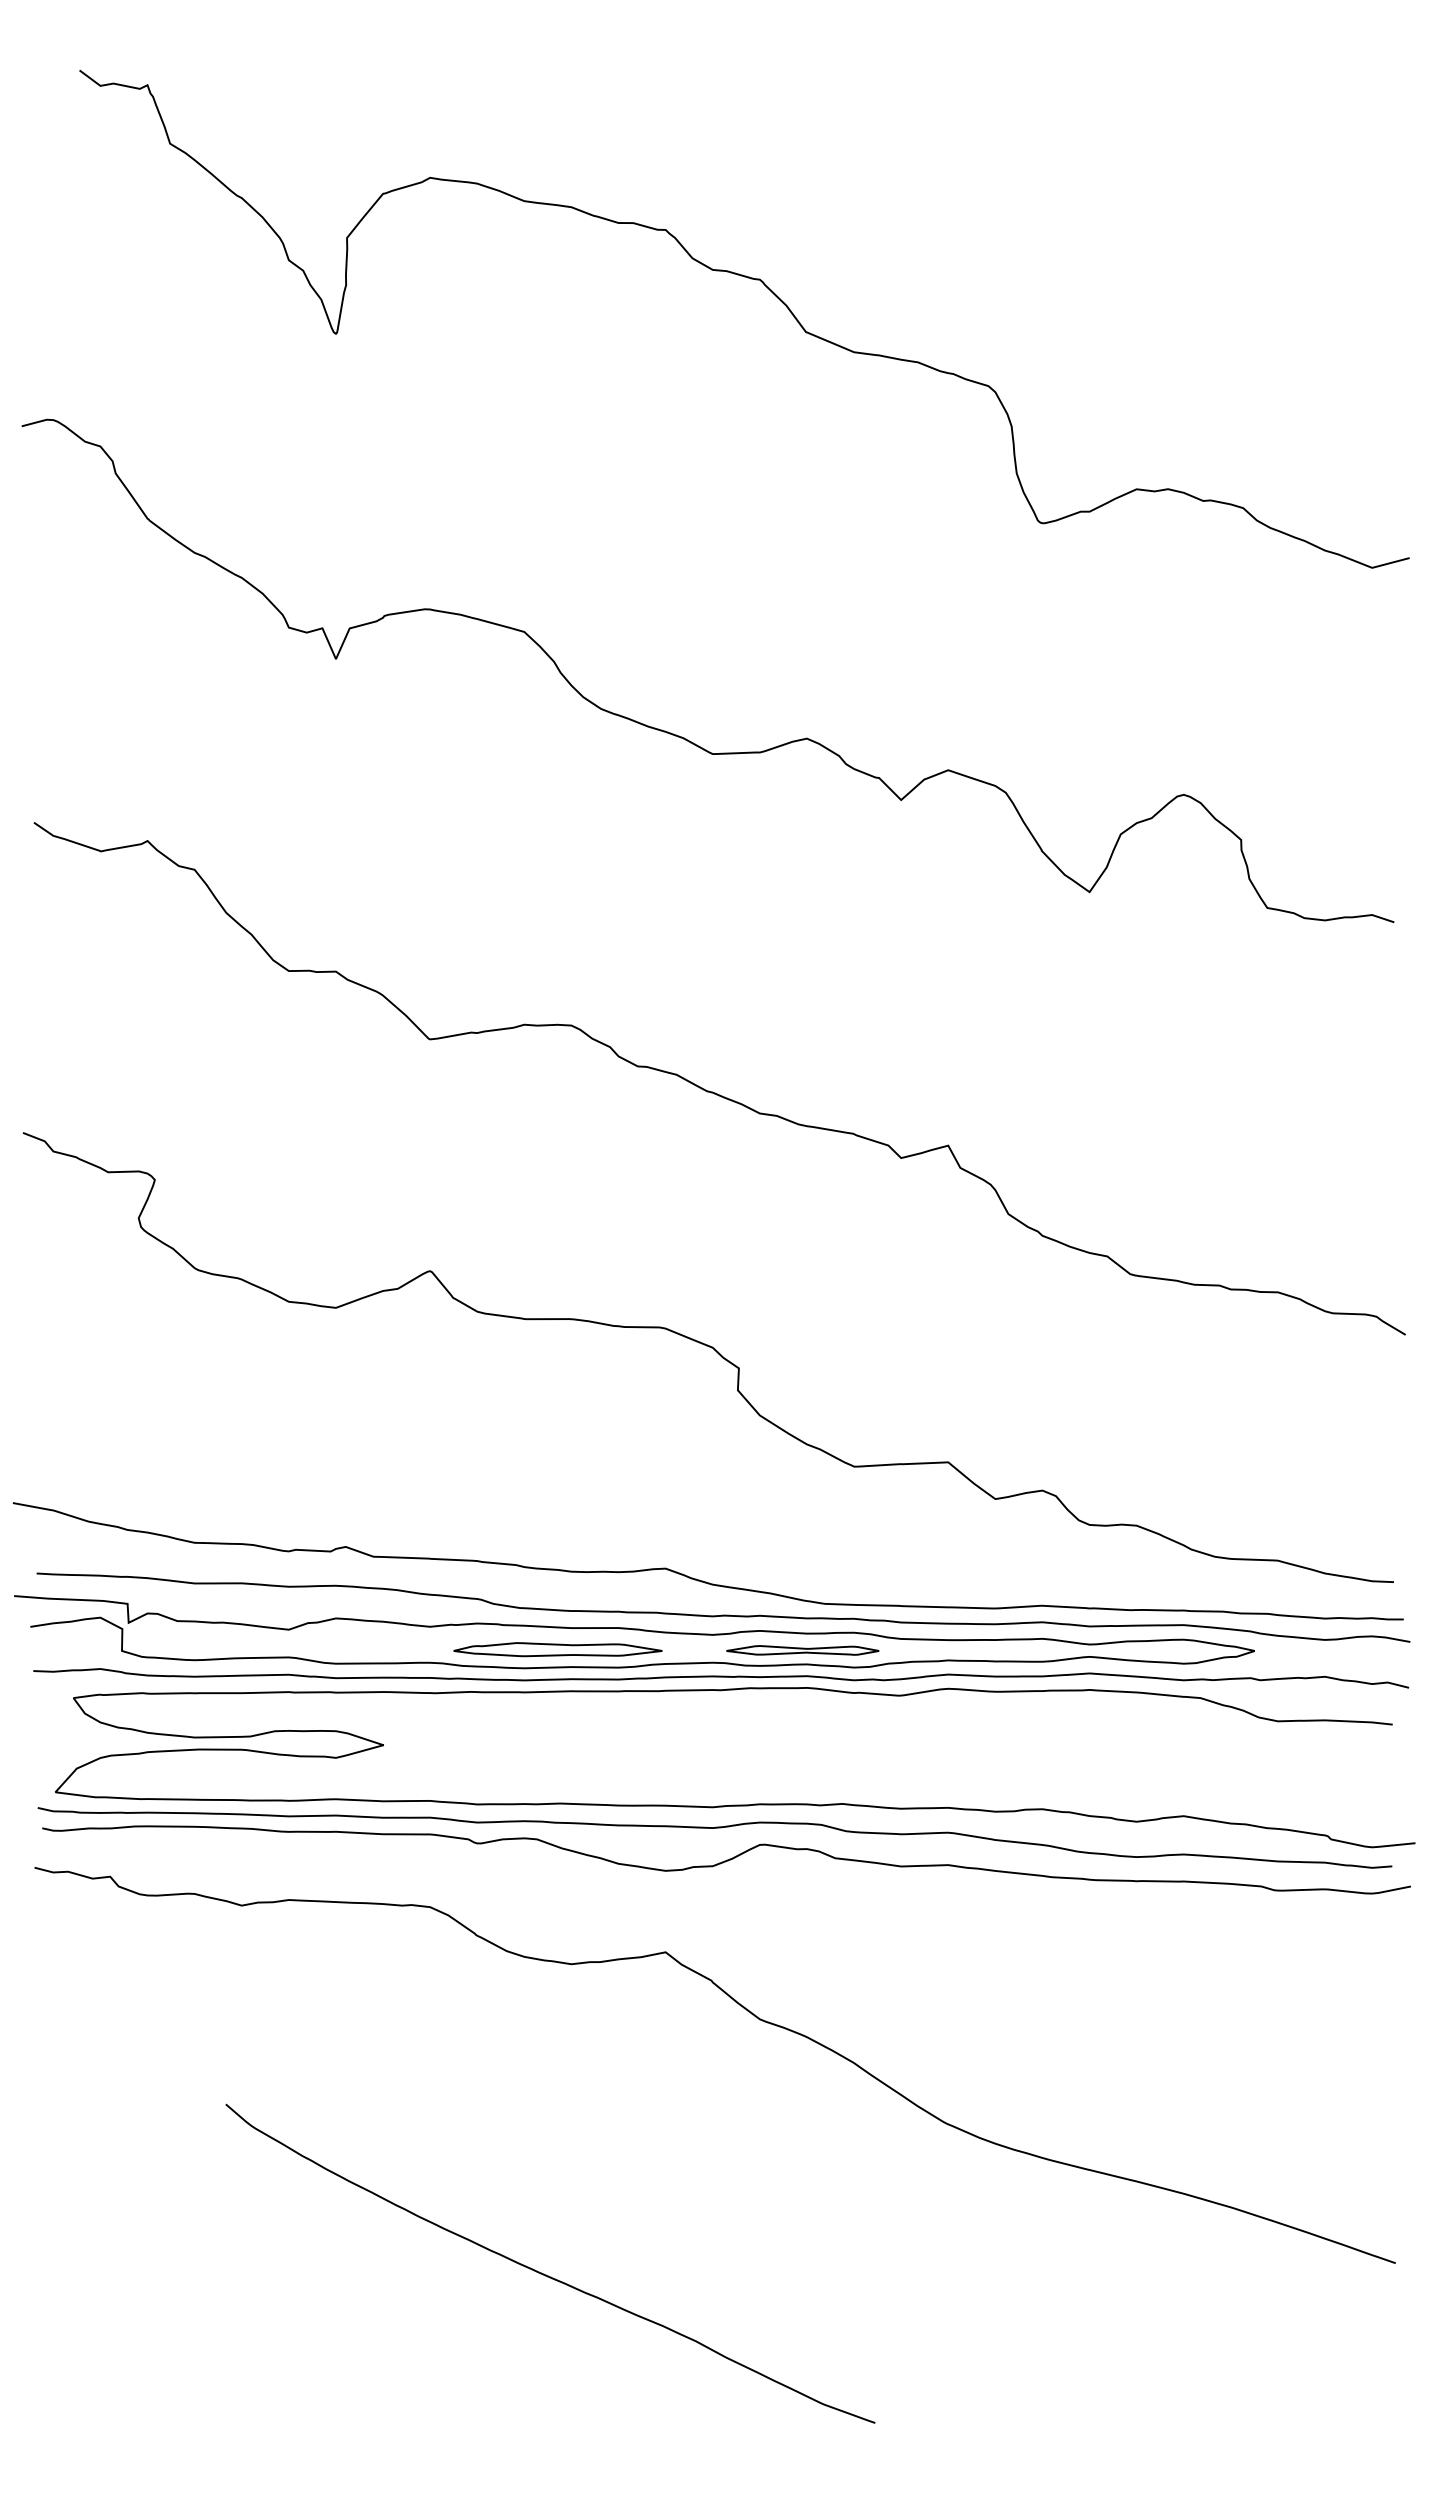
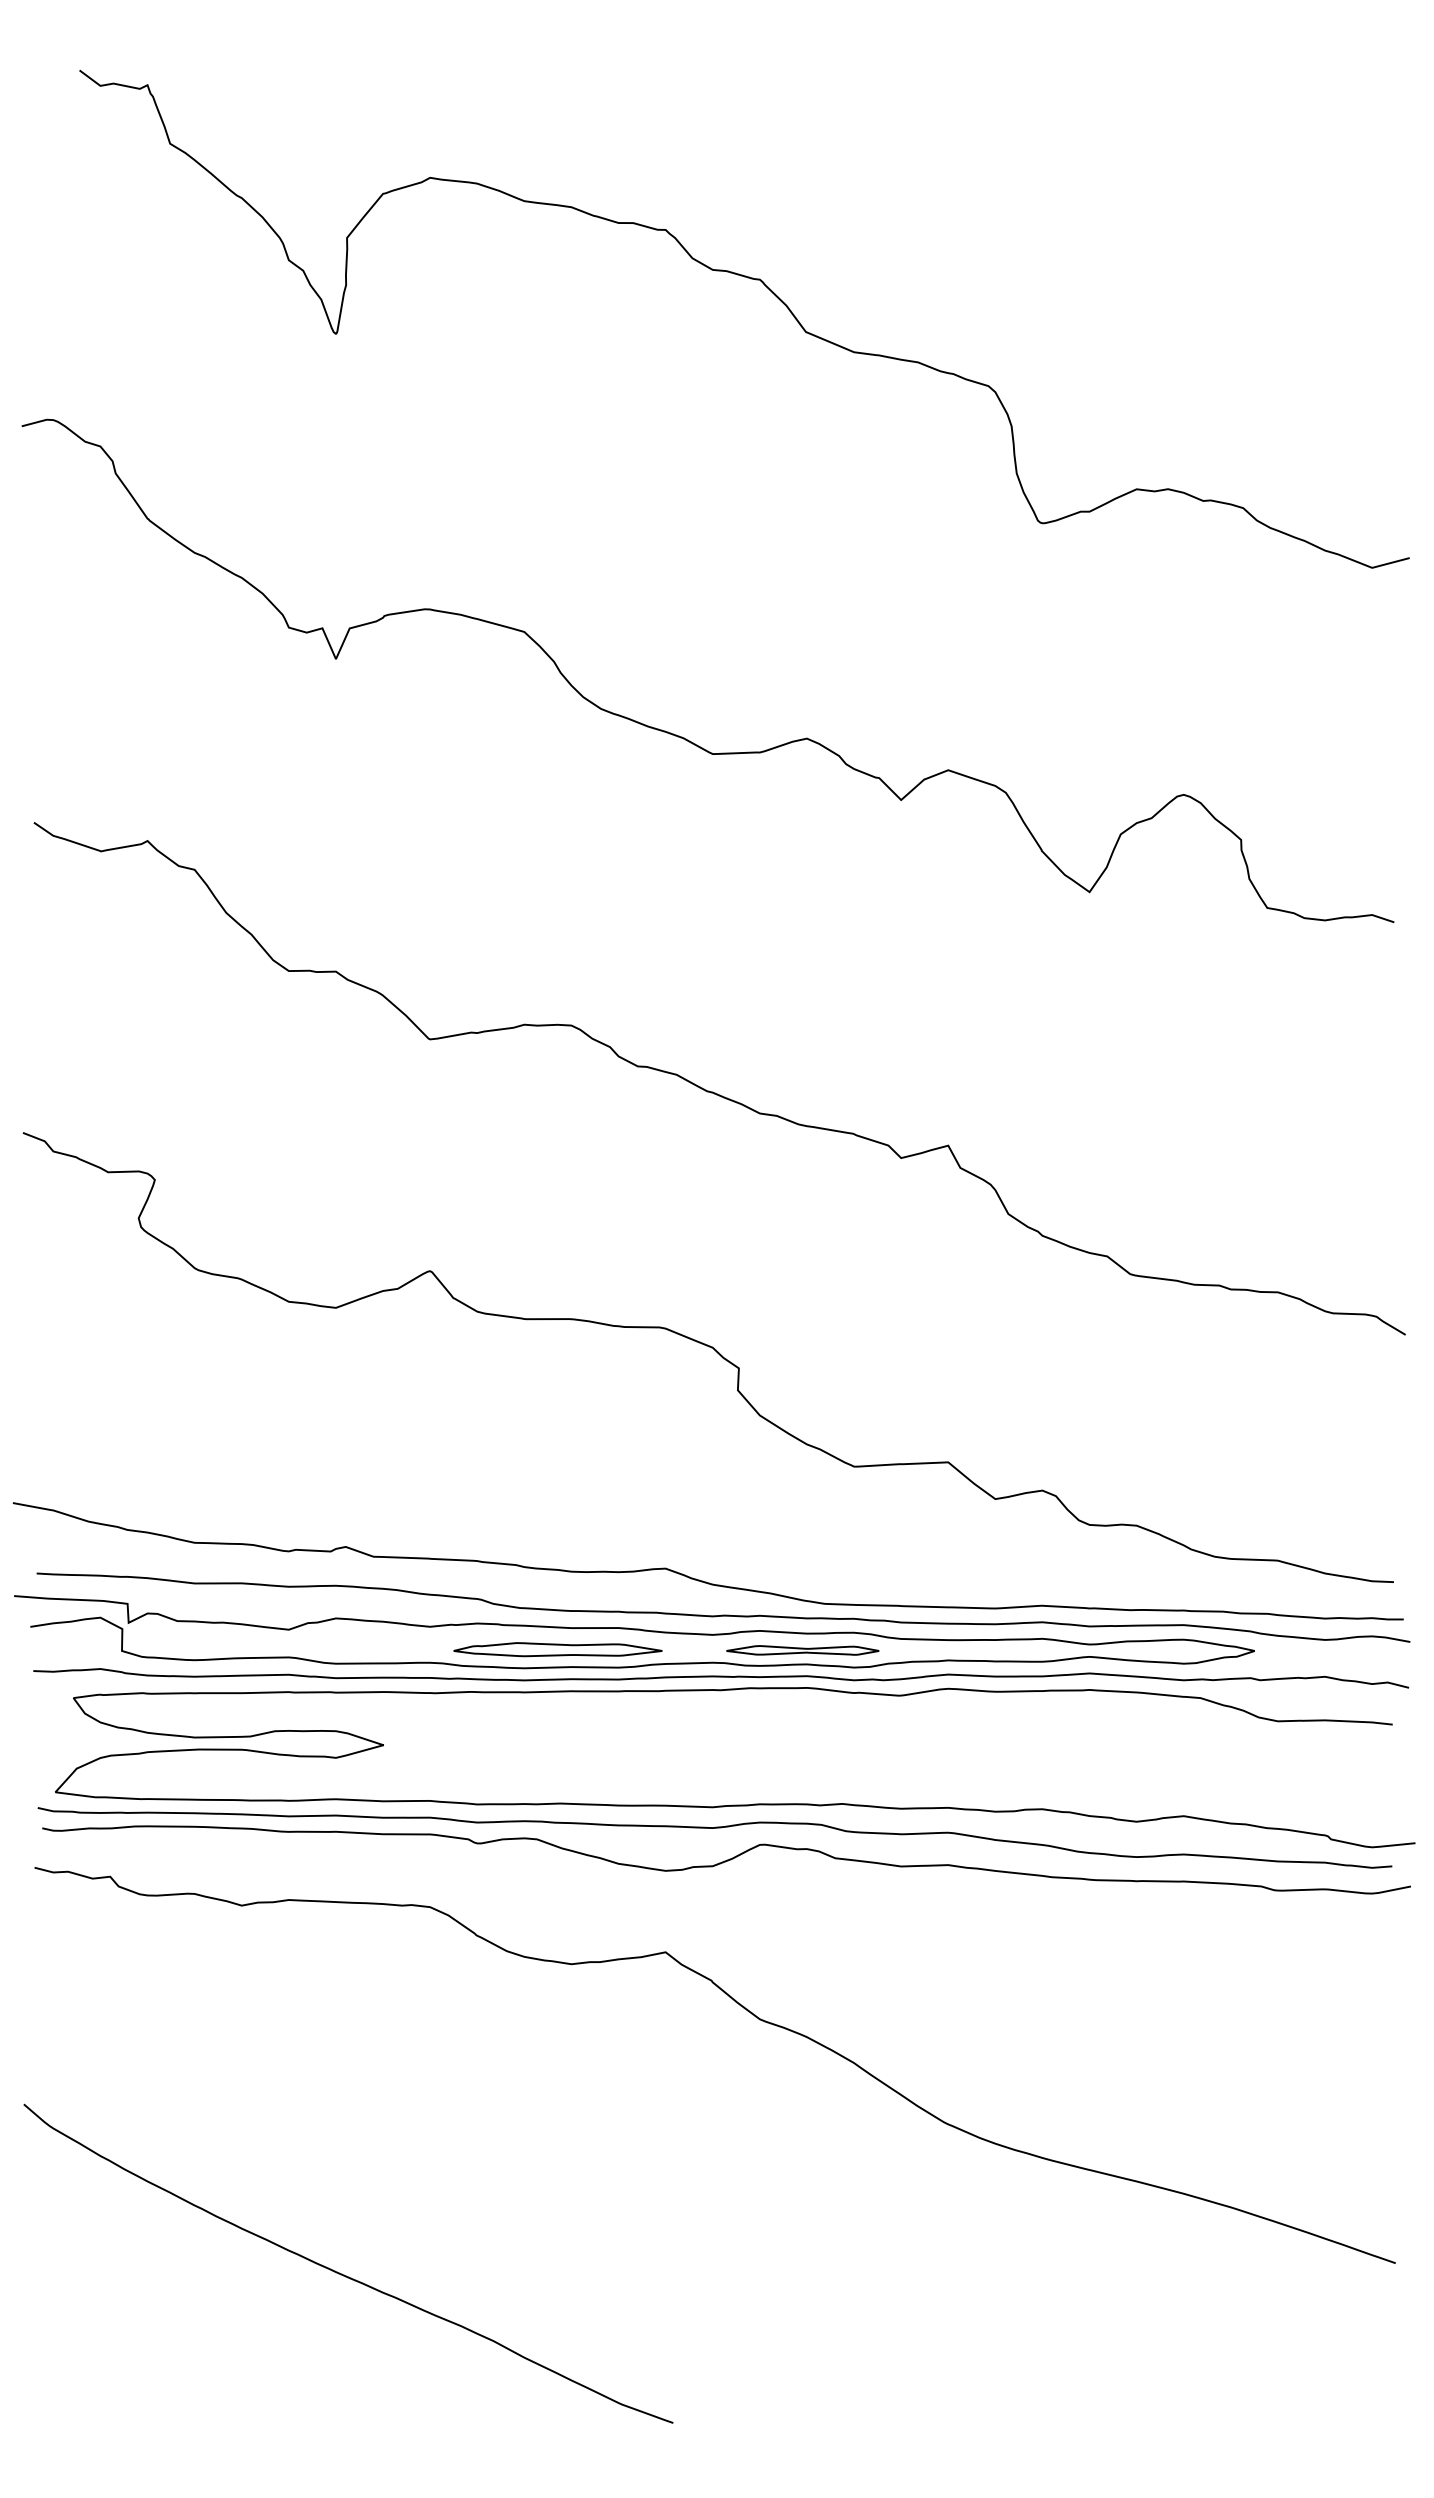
curve position: (544, 2273) -> (342, 2273) (342, 2273)
